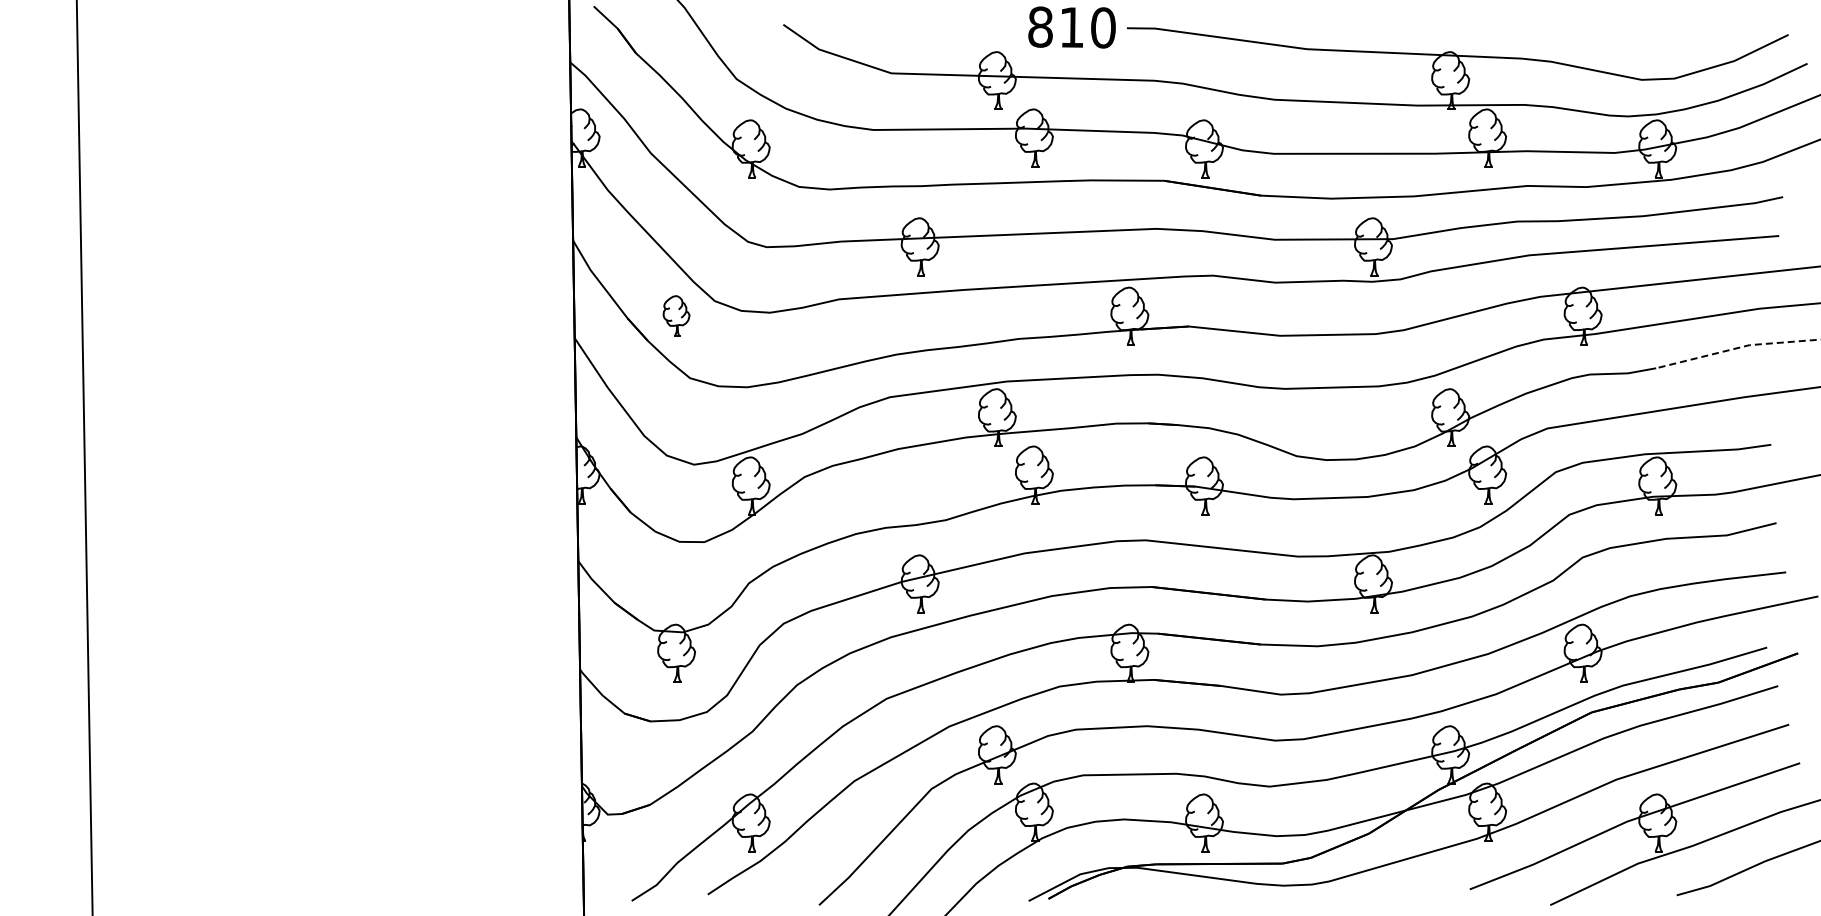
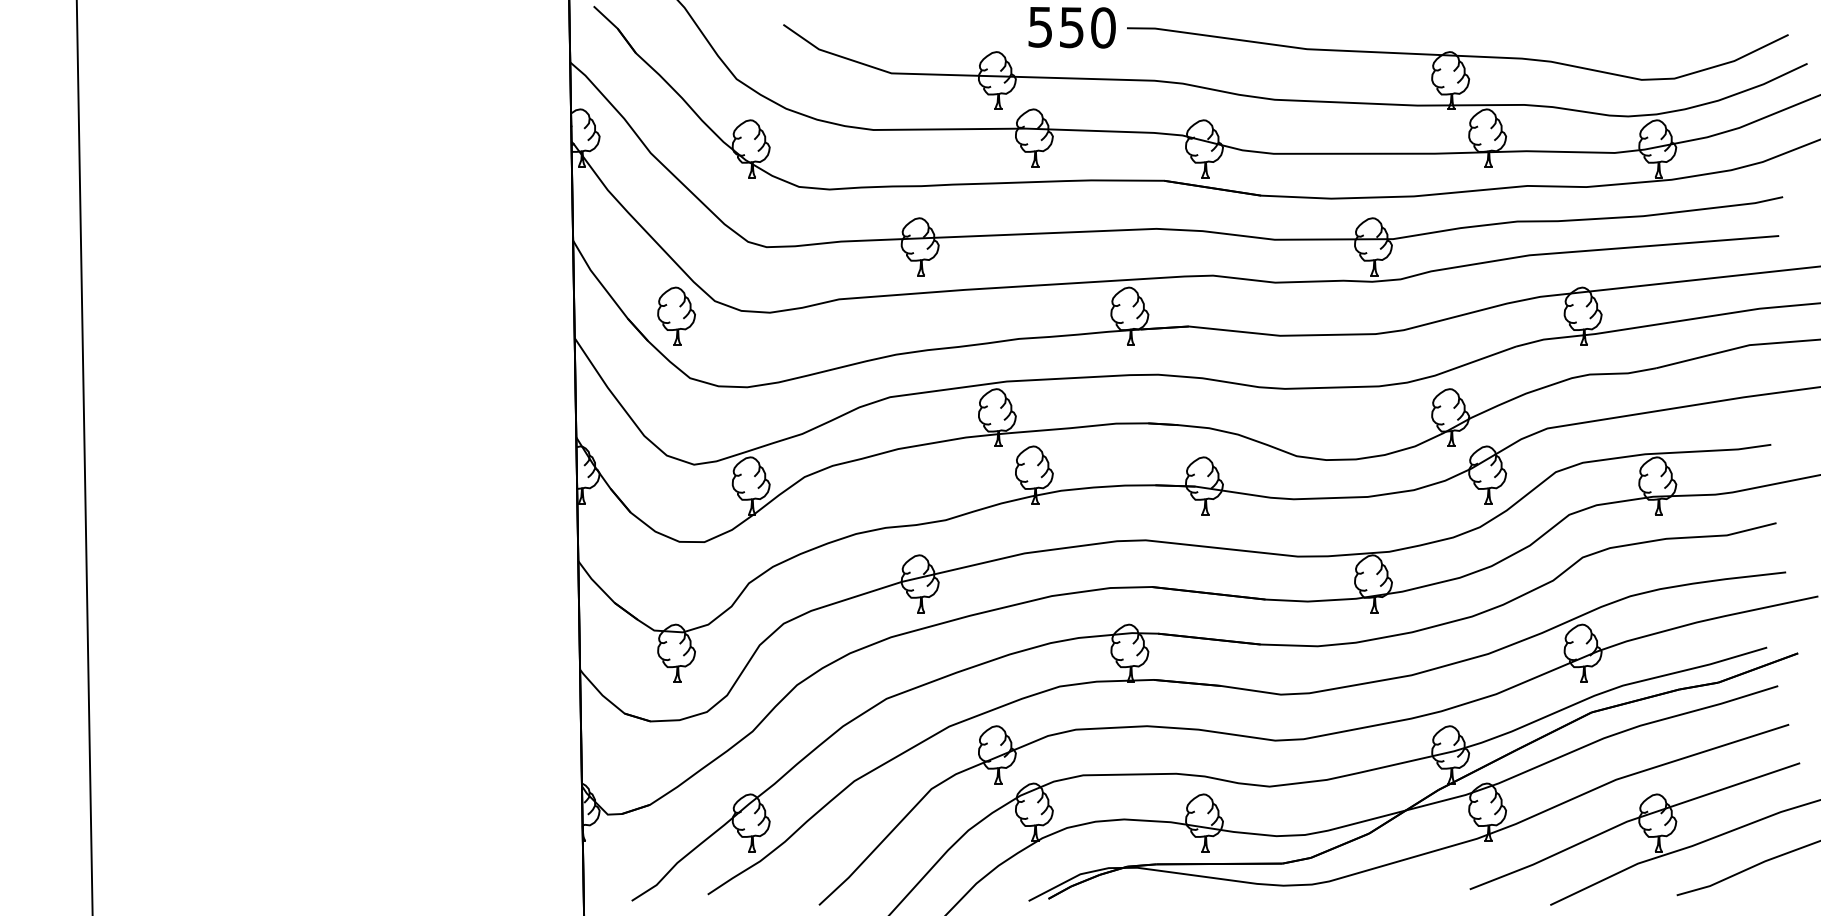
text: 810 -> 550 (1055, 27)
part size: 29x42 px -> 39x60 px (676, 315)
line: dashed -> solid (1737, 348)
